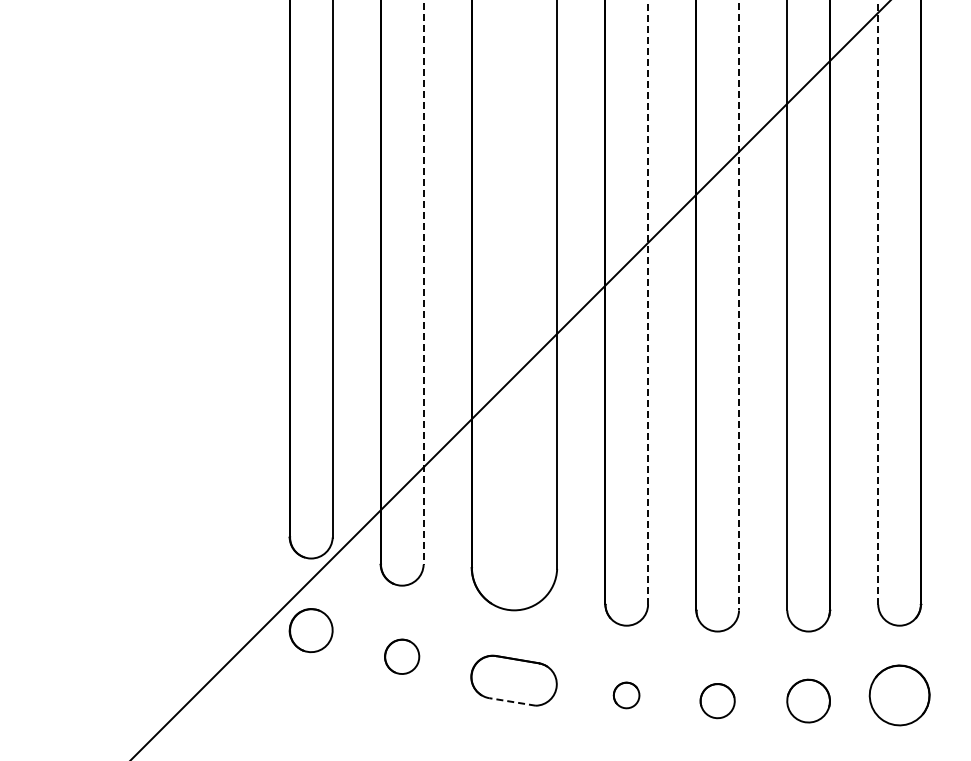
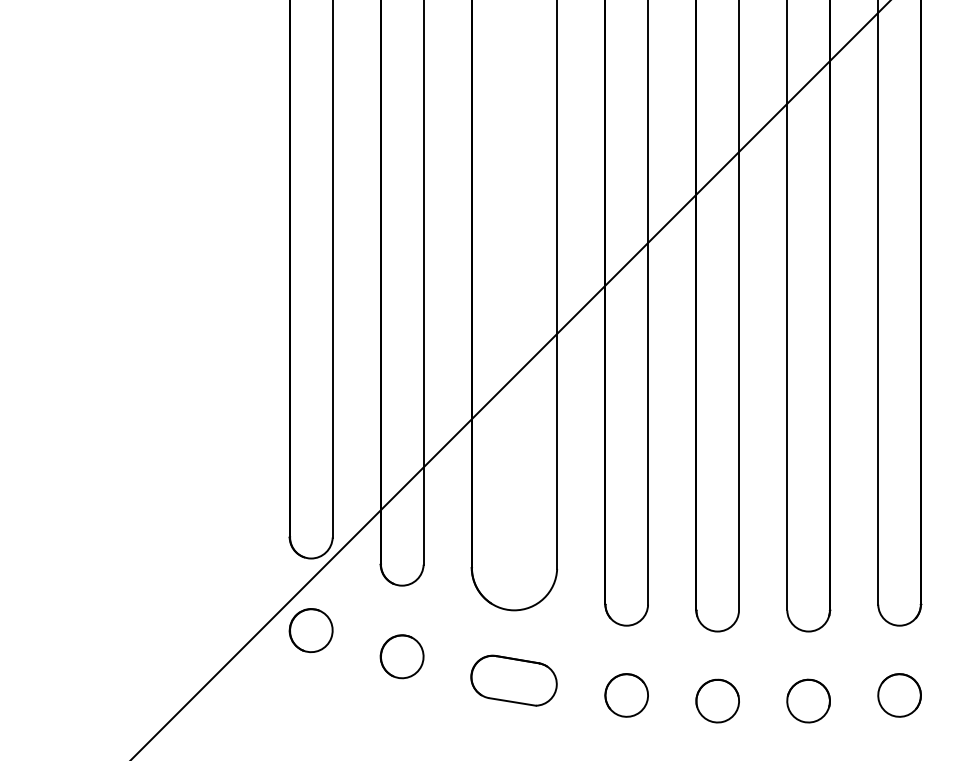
line: dashed -> solid (423, 282)
line: dashed -> solid (648, 302)
line: dashed -> solid (878, 302)
line: dashed -> solid (739, 305)
part size: 37x37 px -> 46x46 px (401, 656)
part size: 29x29 px -> 45x45 px (626, 695)
part size: 63x63 px -> 45x45 px (899, 695)
line: dashed -> solid (512, 701)
part size: 37x37 px -> 45x46 px (717, 700)
